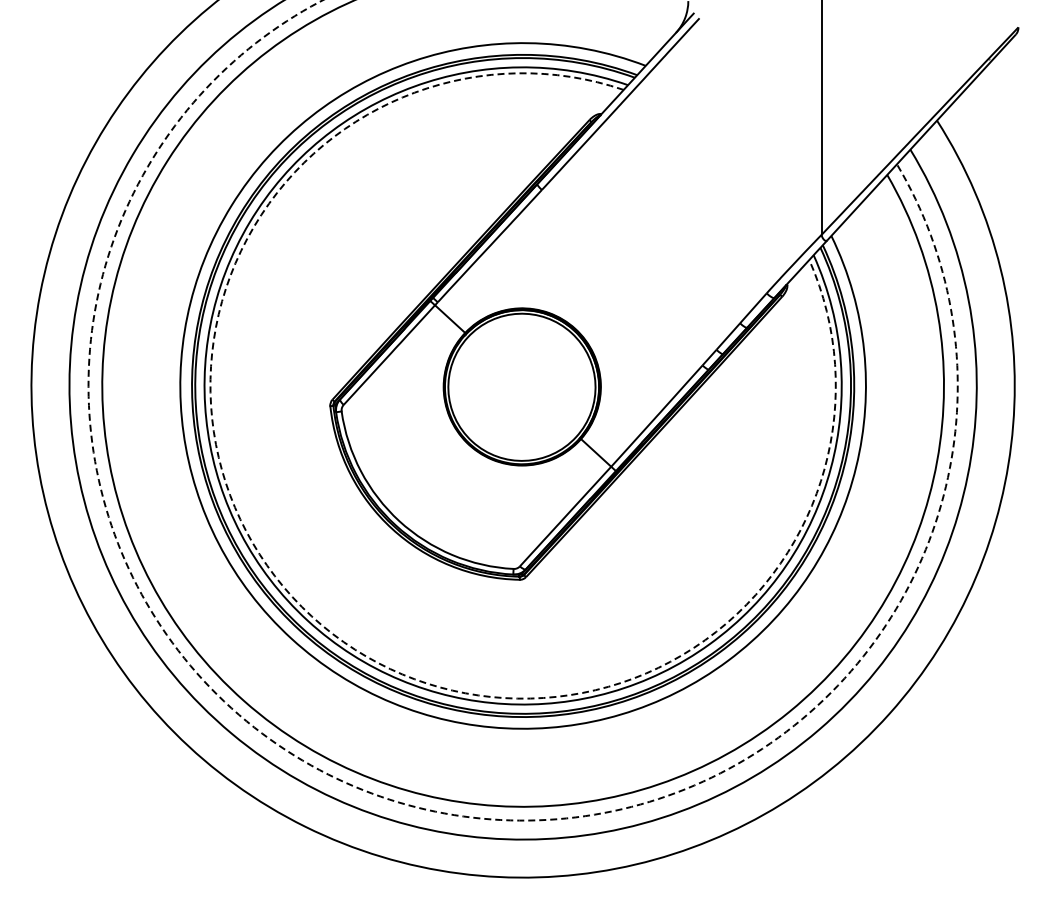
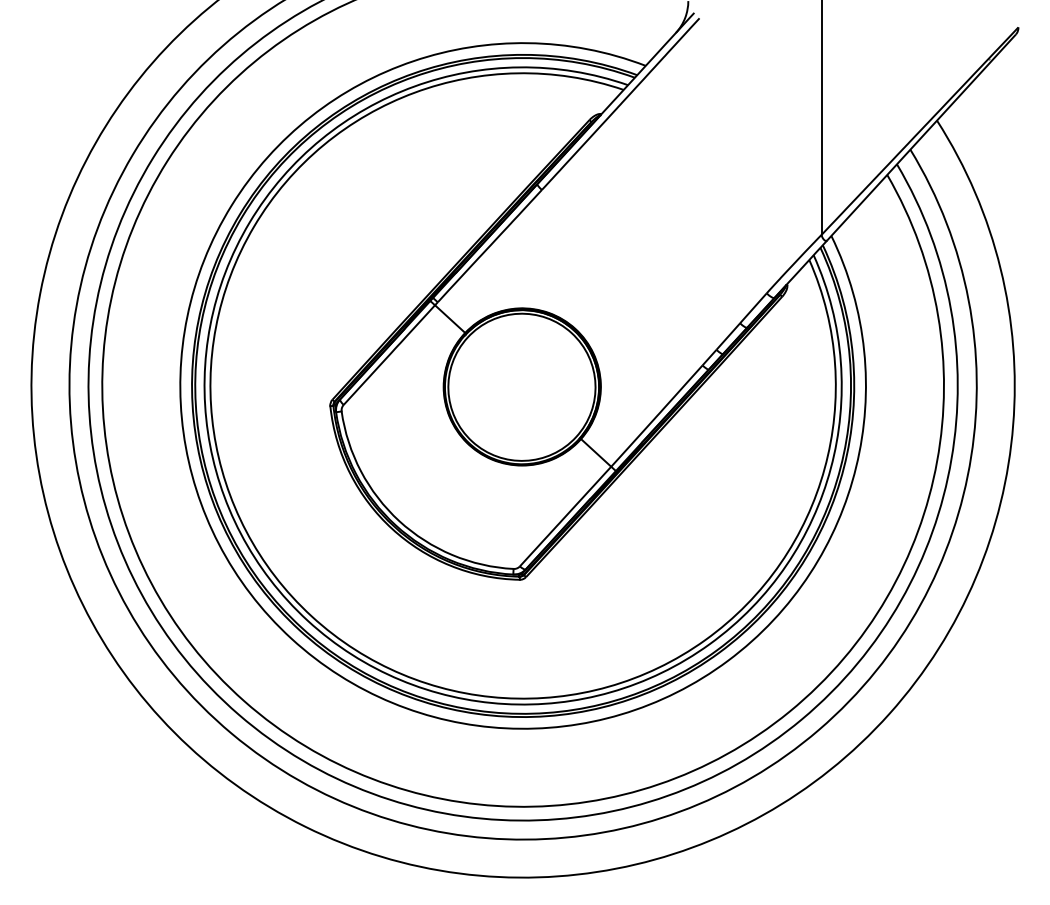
arc: dashed -> solid (311, 616)
arc: dashed -> solid (402, 803)
